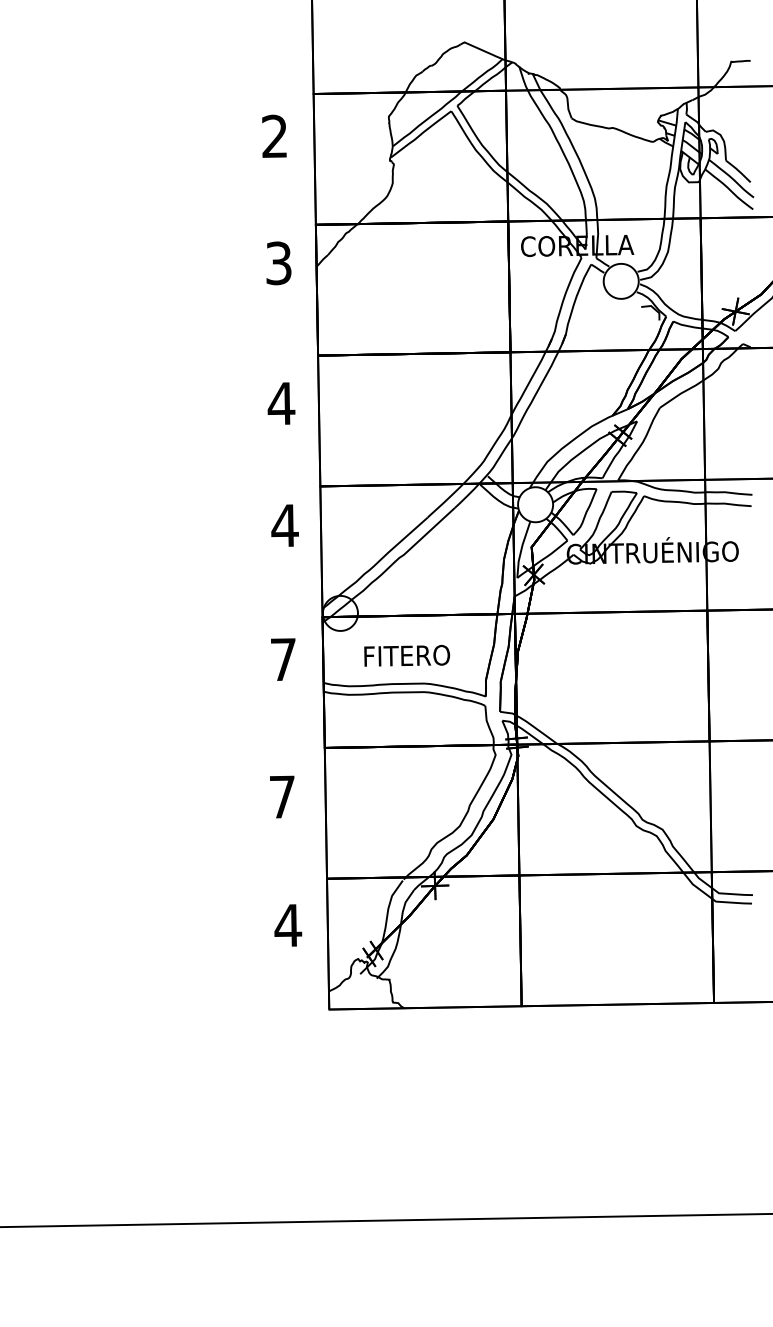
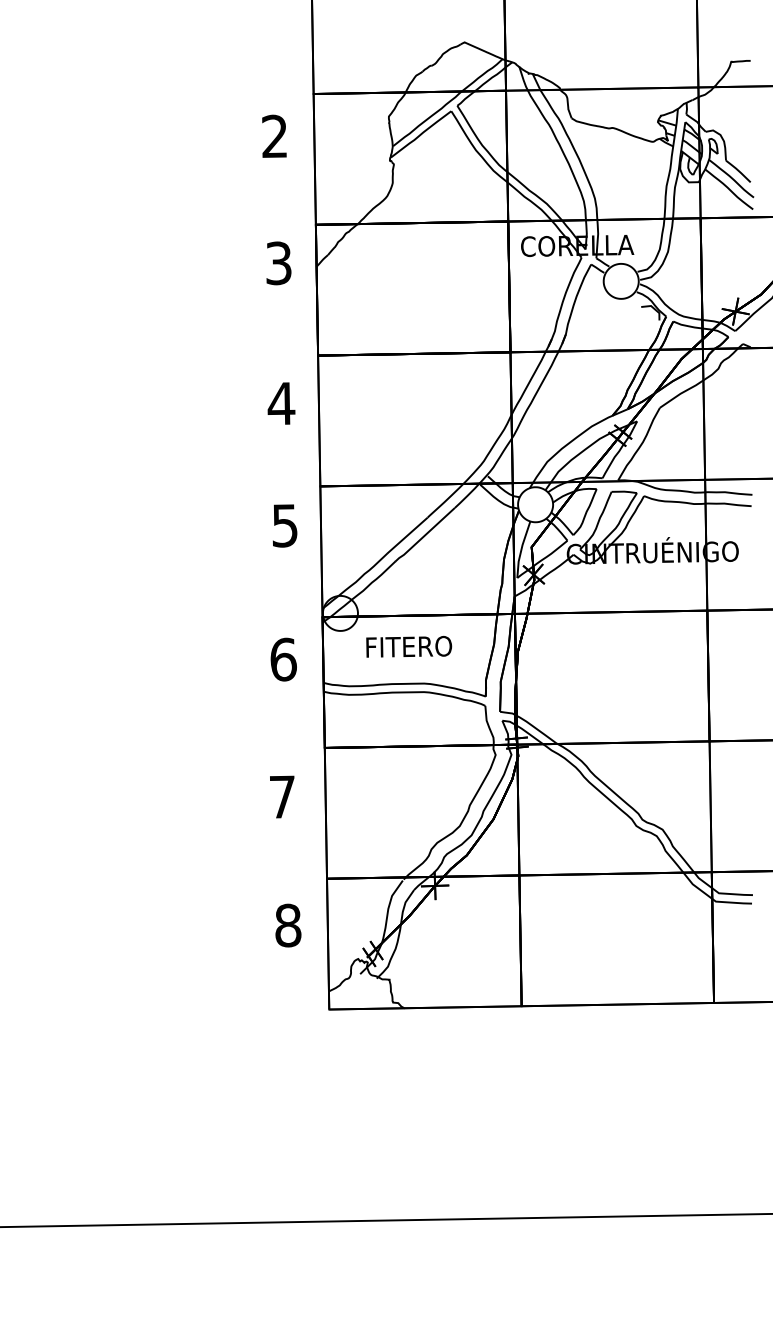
text: 4 -> 5 (284, 525)
text position: (407, 655) -> (409, 646) (409, 646)
text: 7 -> 6 (283, 659)
text: 4 -> 8 (288, 925)
